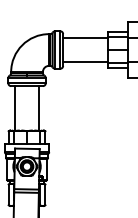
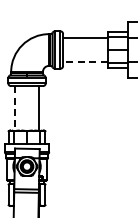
line: solid -> dashed (84, 62)
line: solid -> dashed (15, 108)
